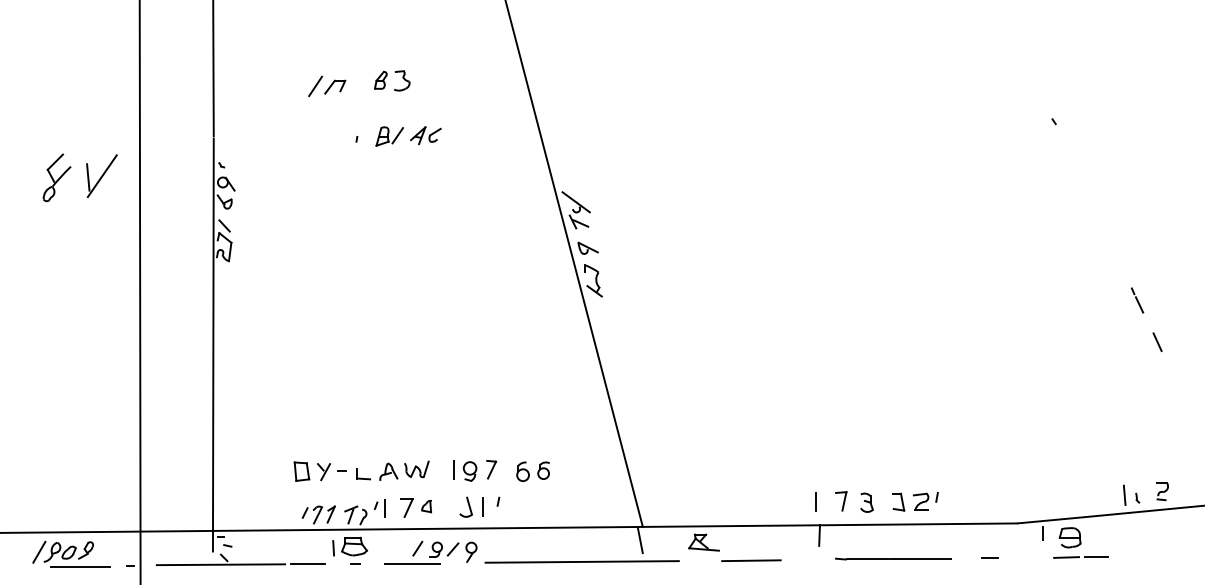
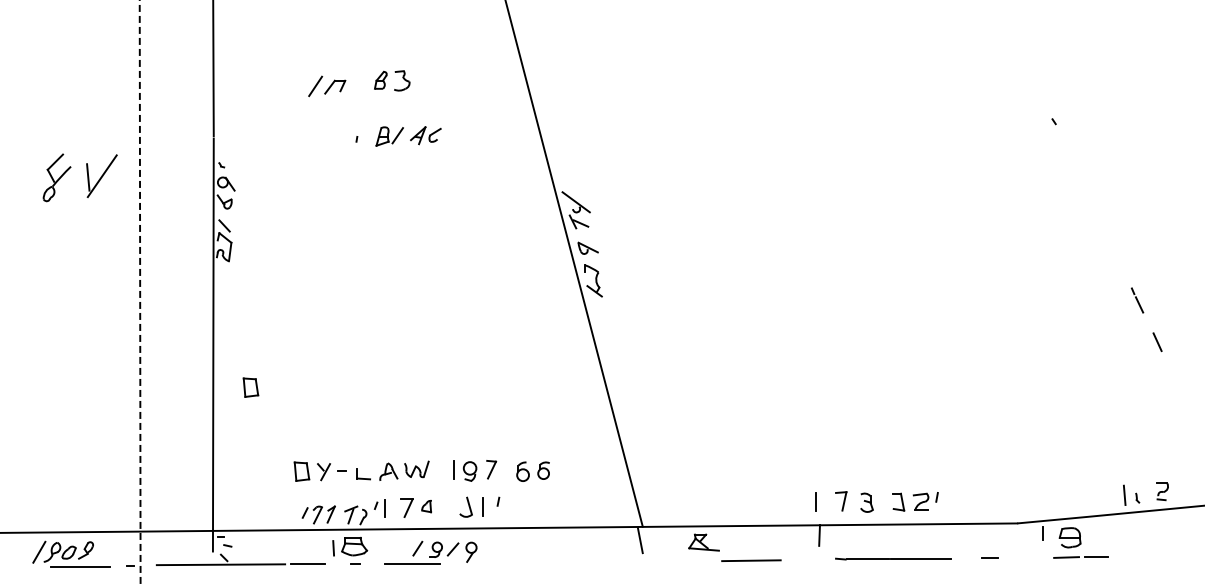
line: solid -> dashed (140, 292)
part: none -> present (250, 387)
line: present -> none (581, 561)
